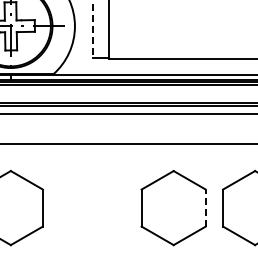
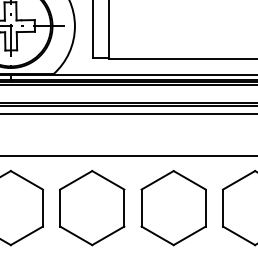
line: dashed -> solid (92, 29)
line position: (128, 143) -> (128, 155) (128, 155)
part: none -> present (92, 207)
line: dashed -> solid (205, 208)
